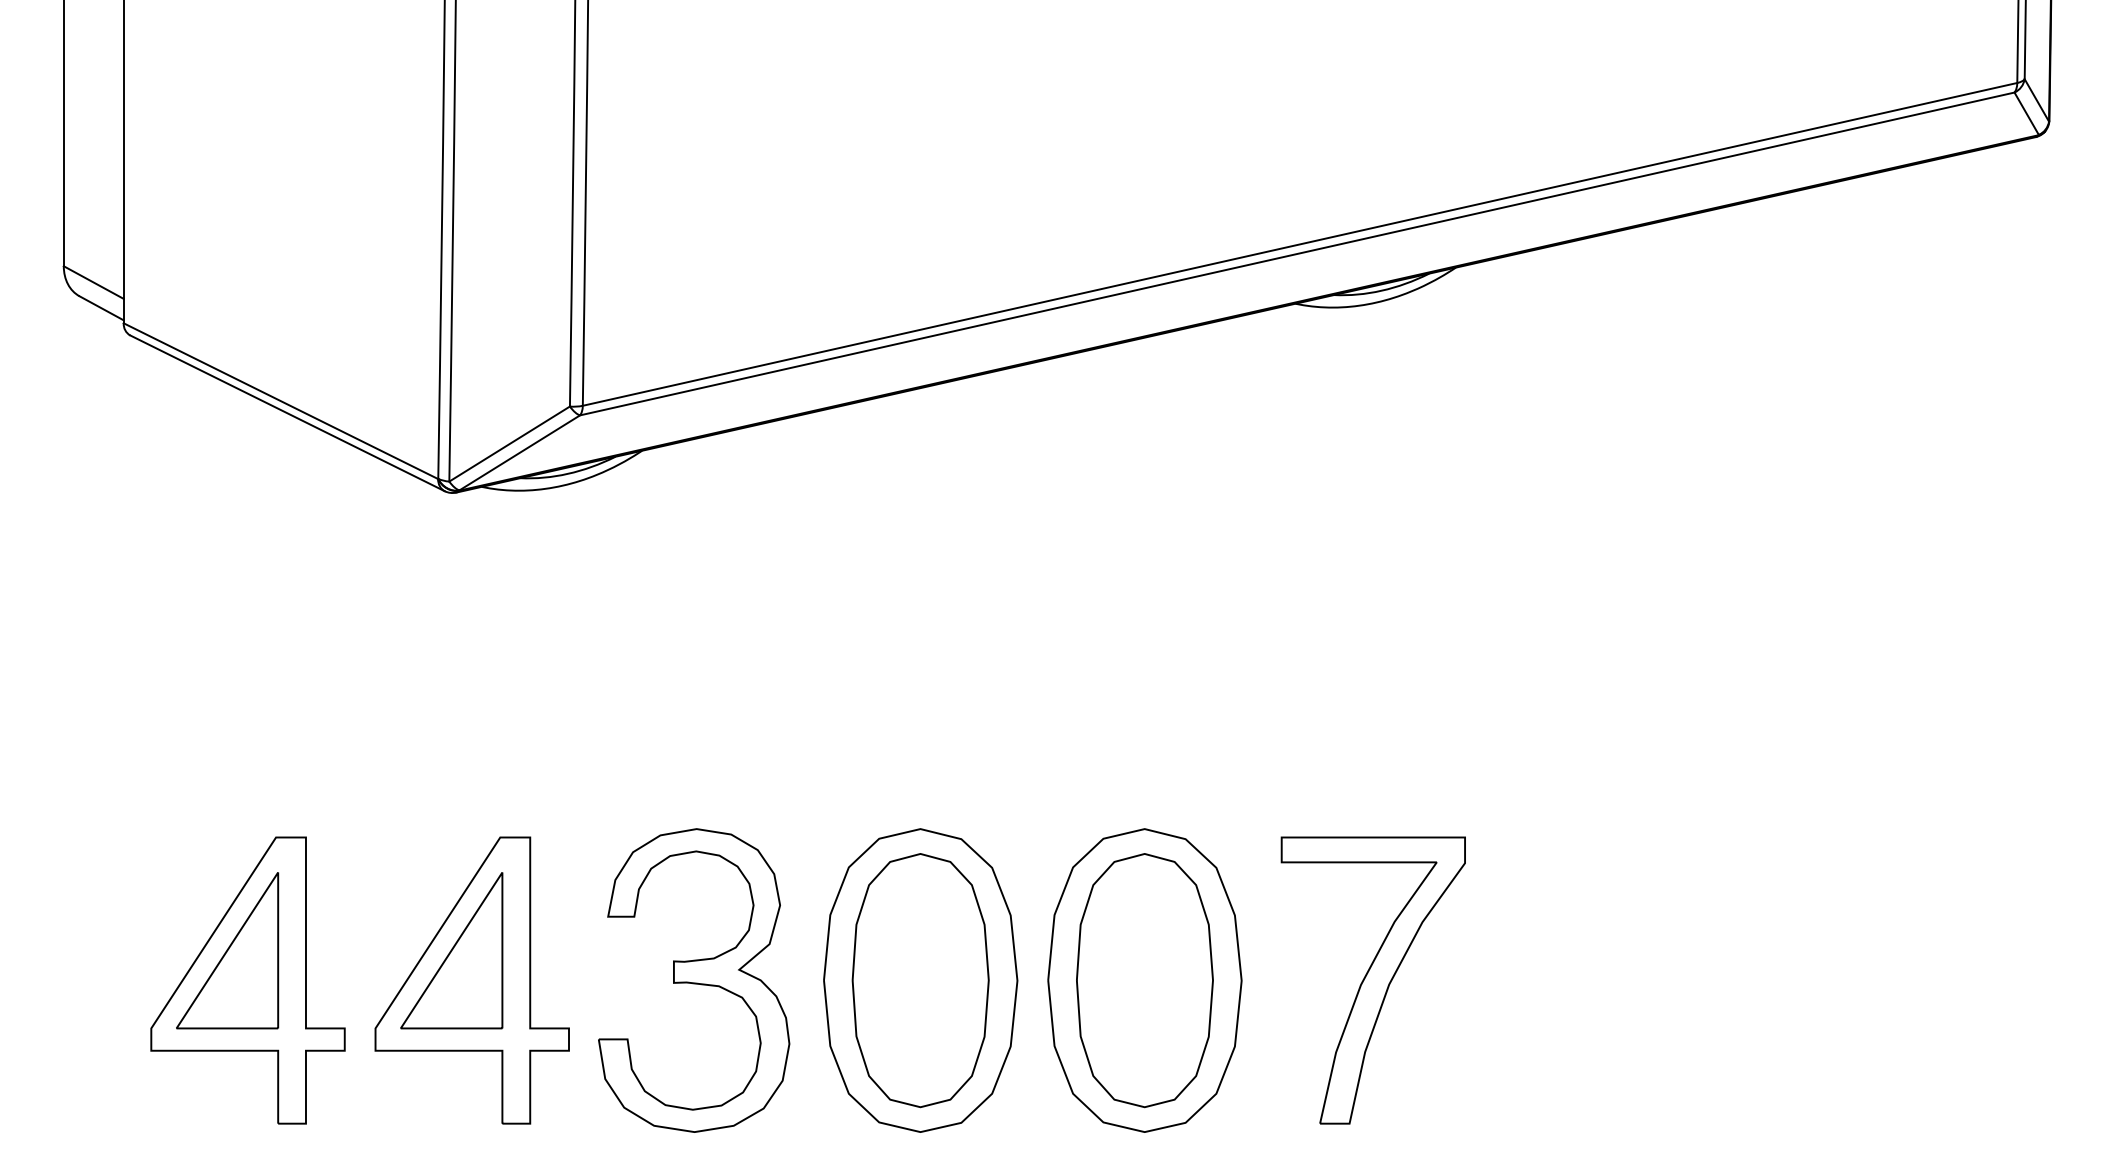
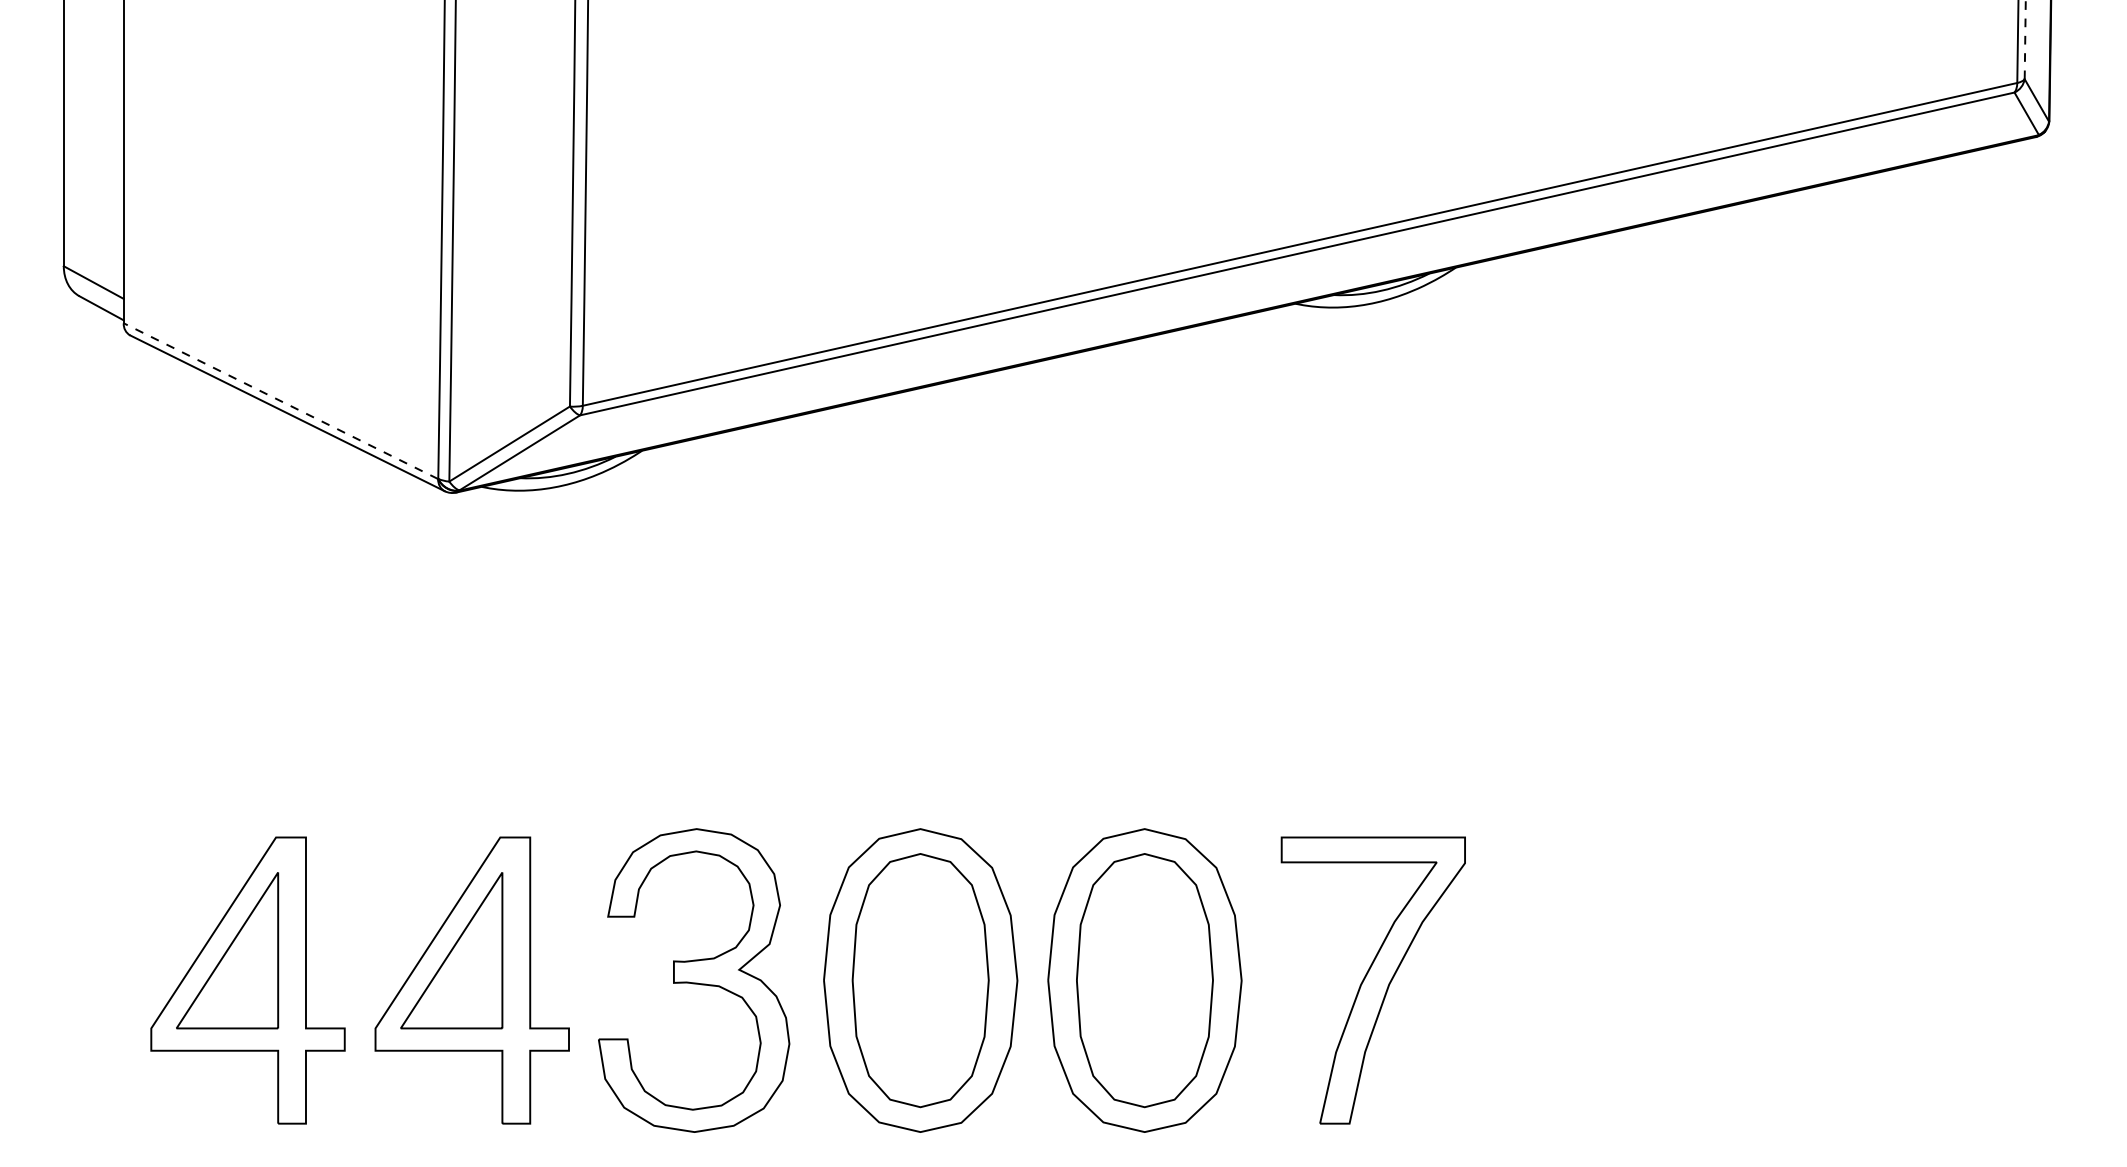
arc: solid -> dashed (2025, 39)
line: solid -> dashed (280, 400)
